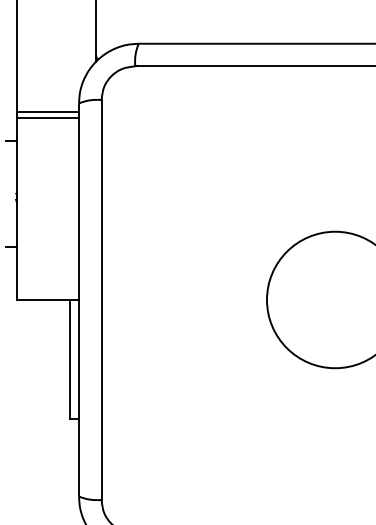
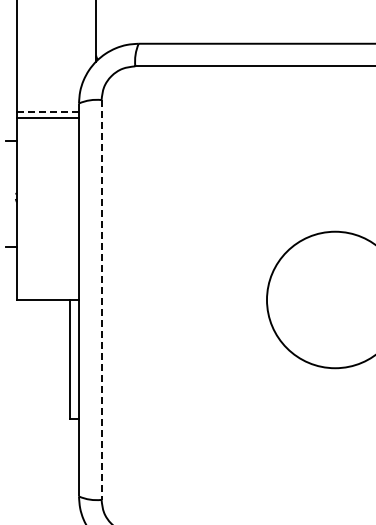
line: solid -> dashed (48, 111)
line: solid -> dashed (101, 299)
